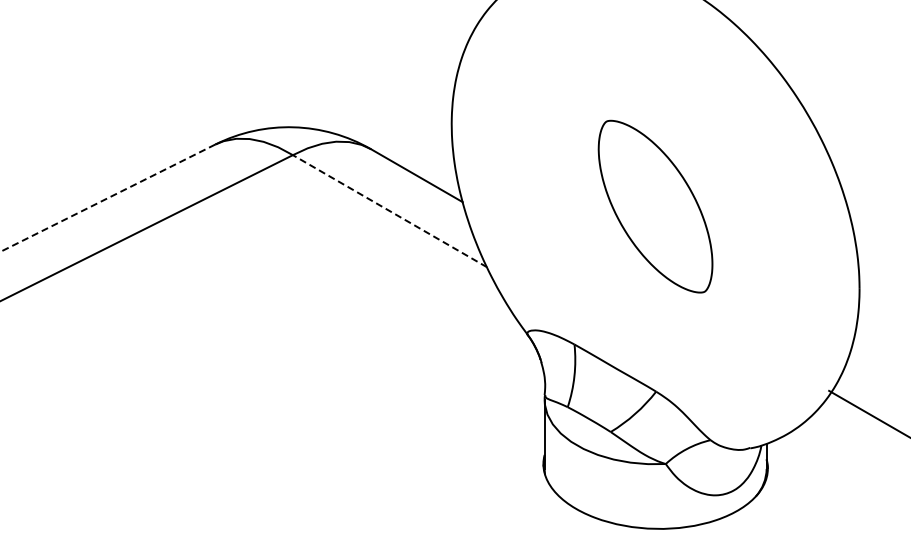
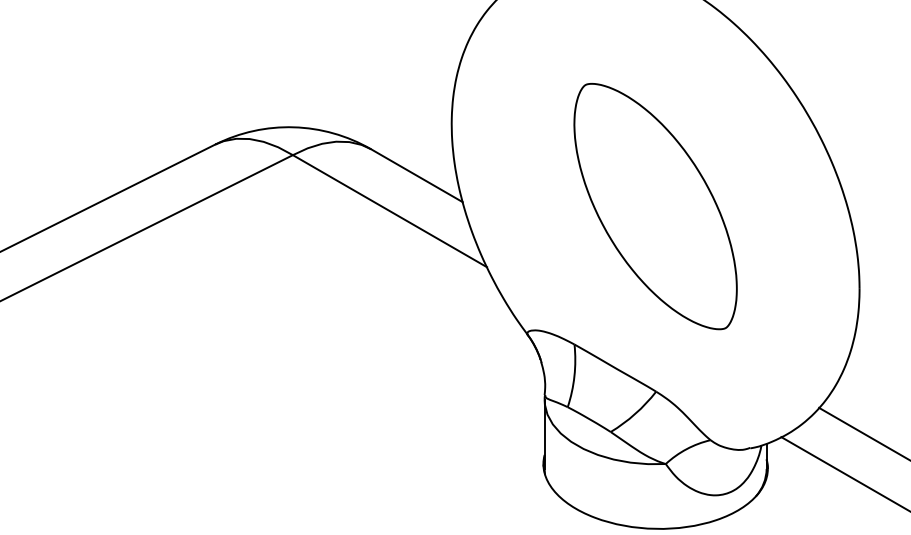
line: dashed -> solid (108, 198)
part size: 117x175 px -> 165x248 px (655, 206)
line: dashed -> solid (389, 210)
line position: (868, 412) -> (863, 433) (863, 433)
line: none -> present (844, 473)
